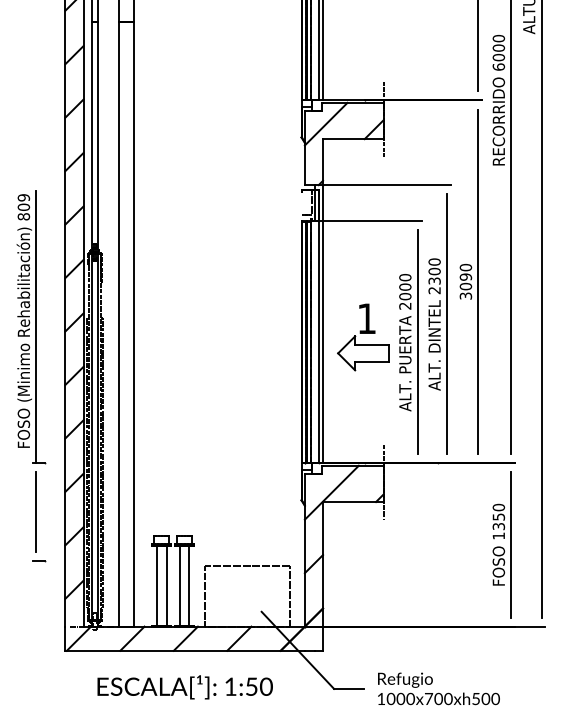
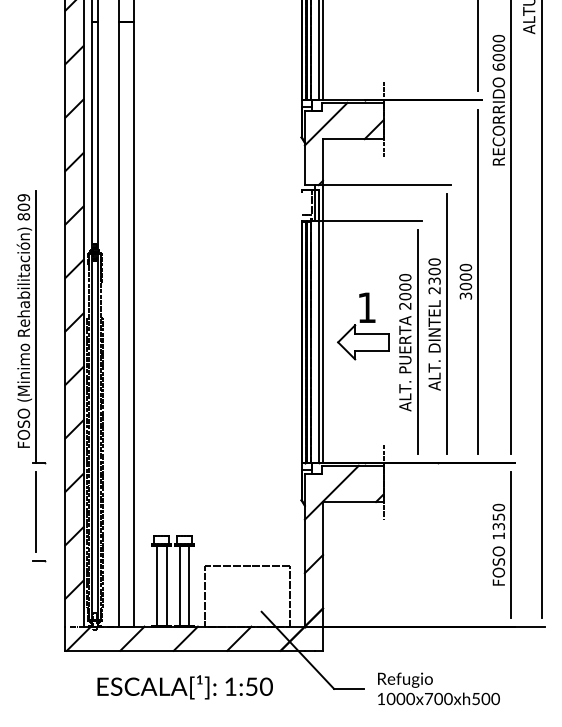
text: 3090 -> 3000 (466, 276)
part position: (363, 337) -> (363, 326) (363, 326)
